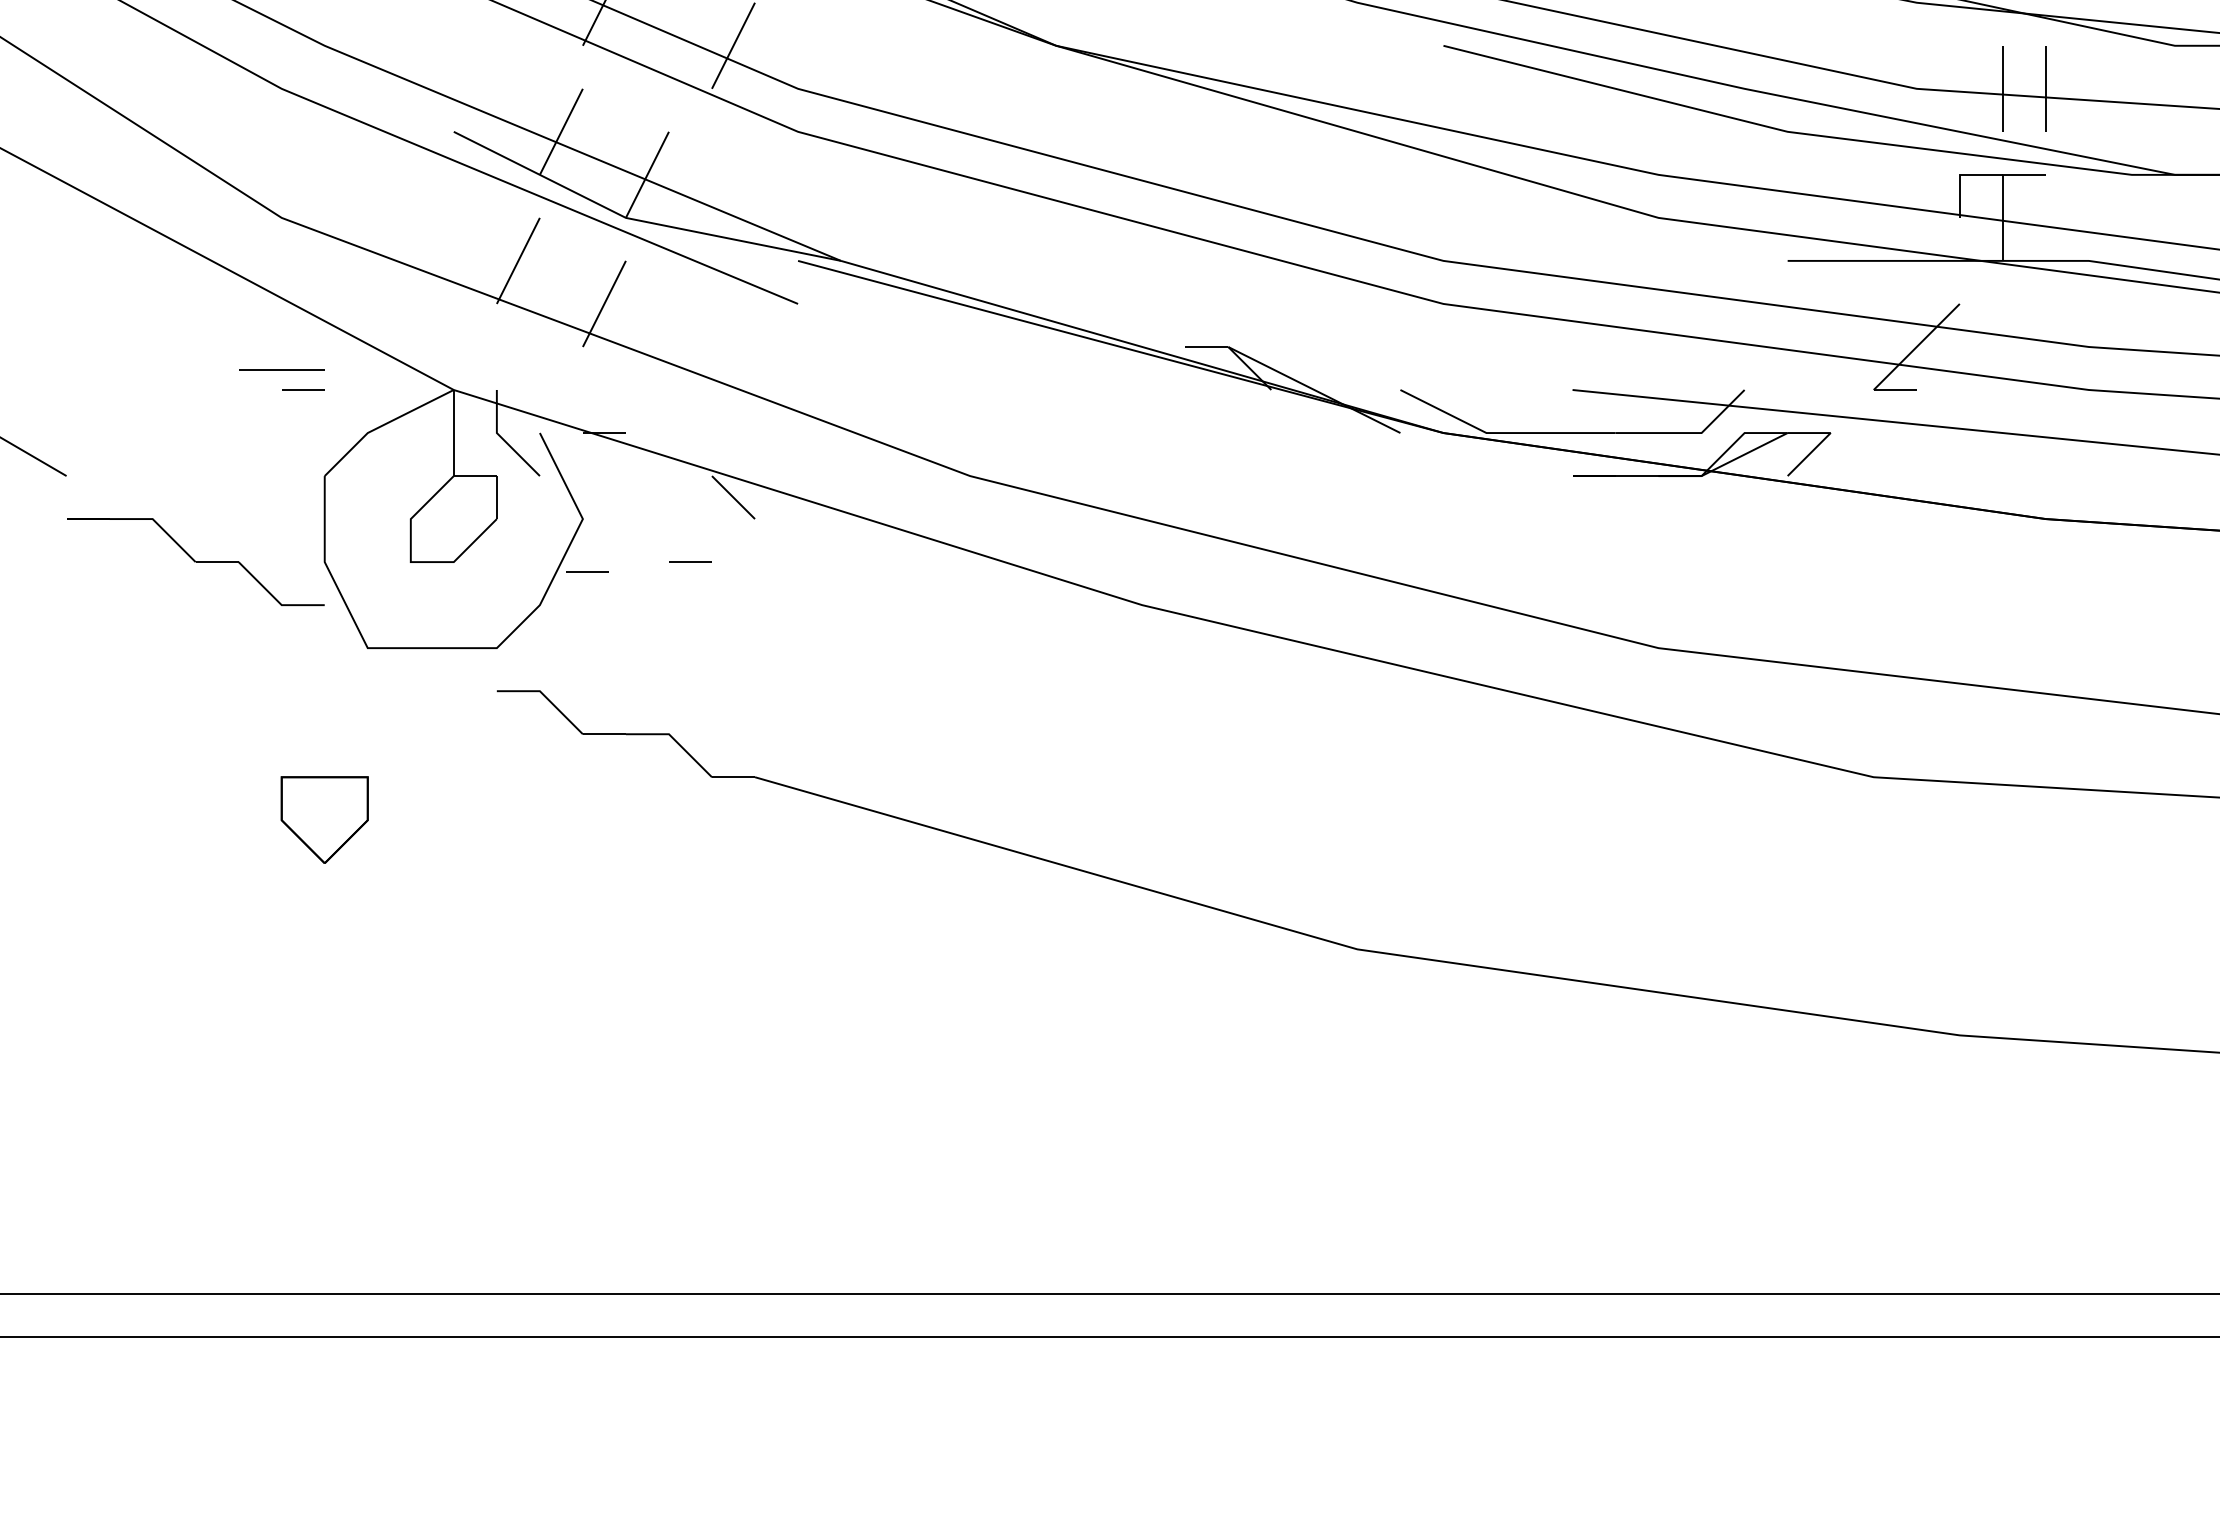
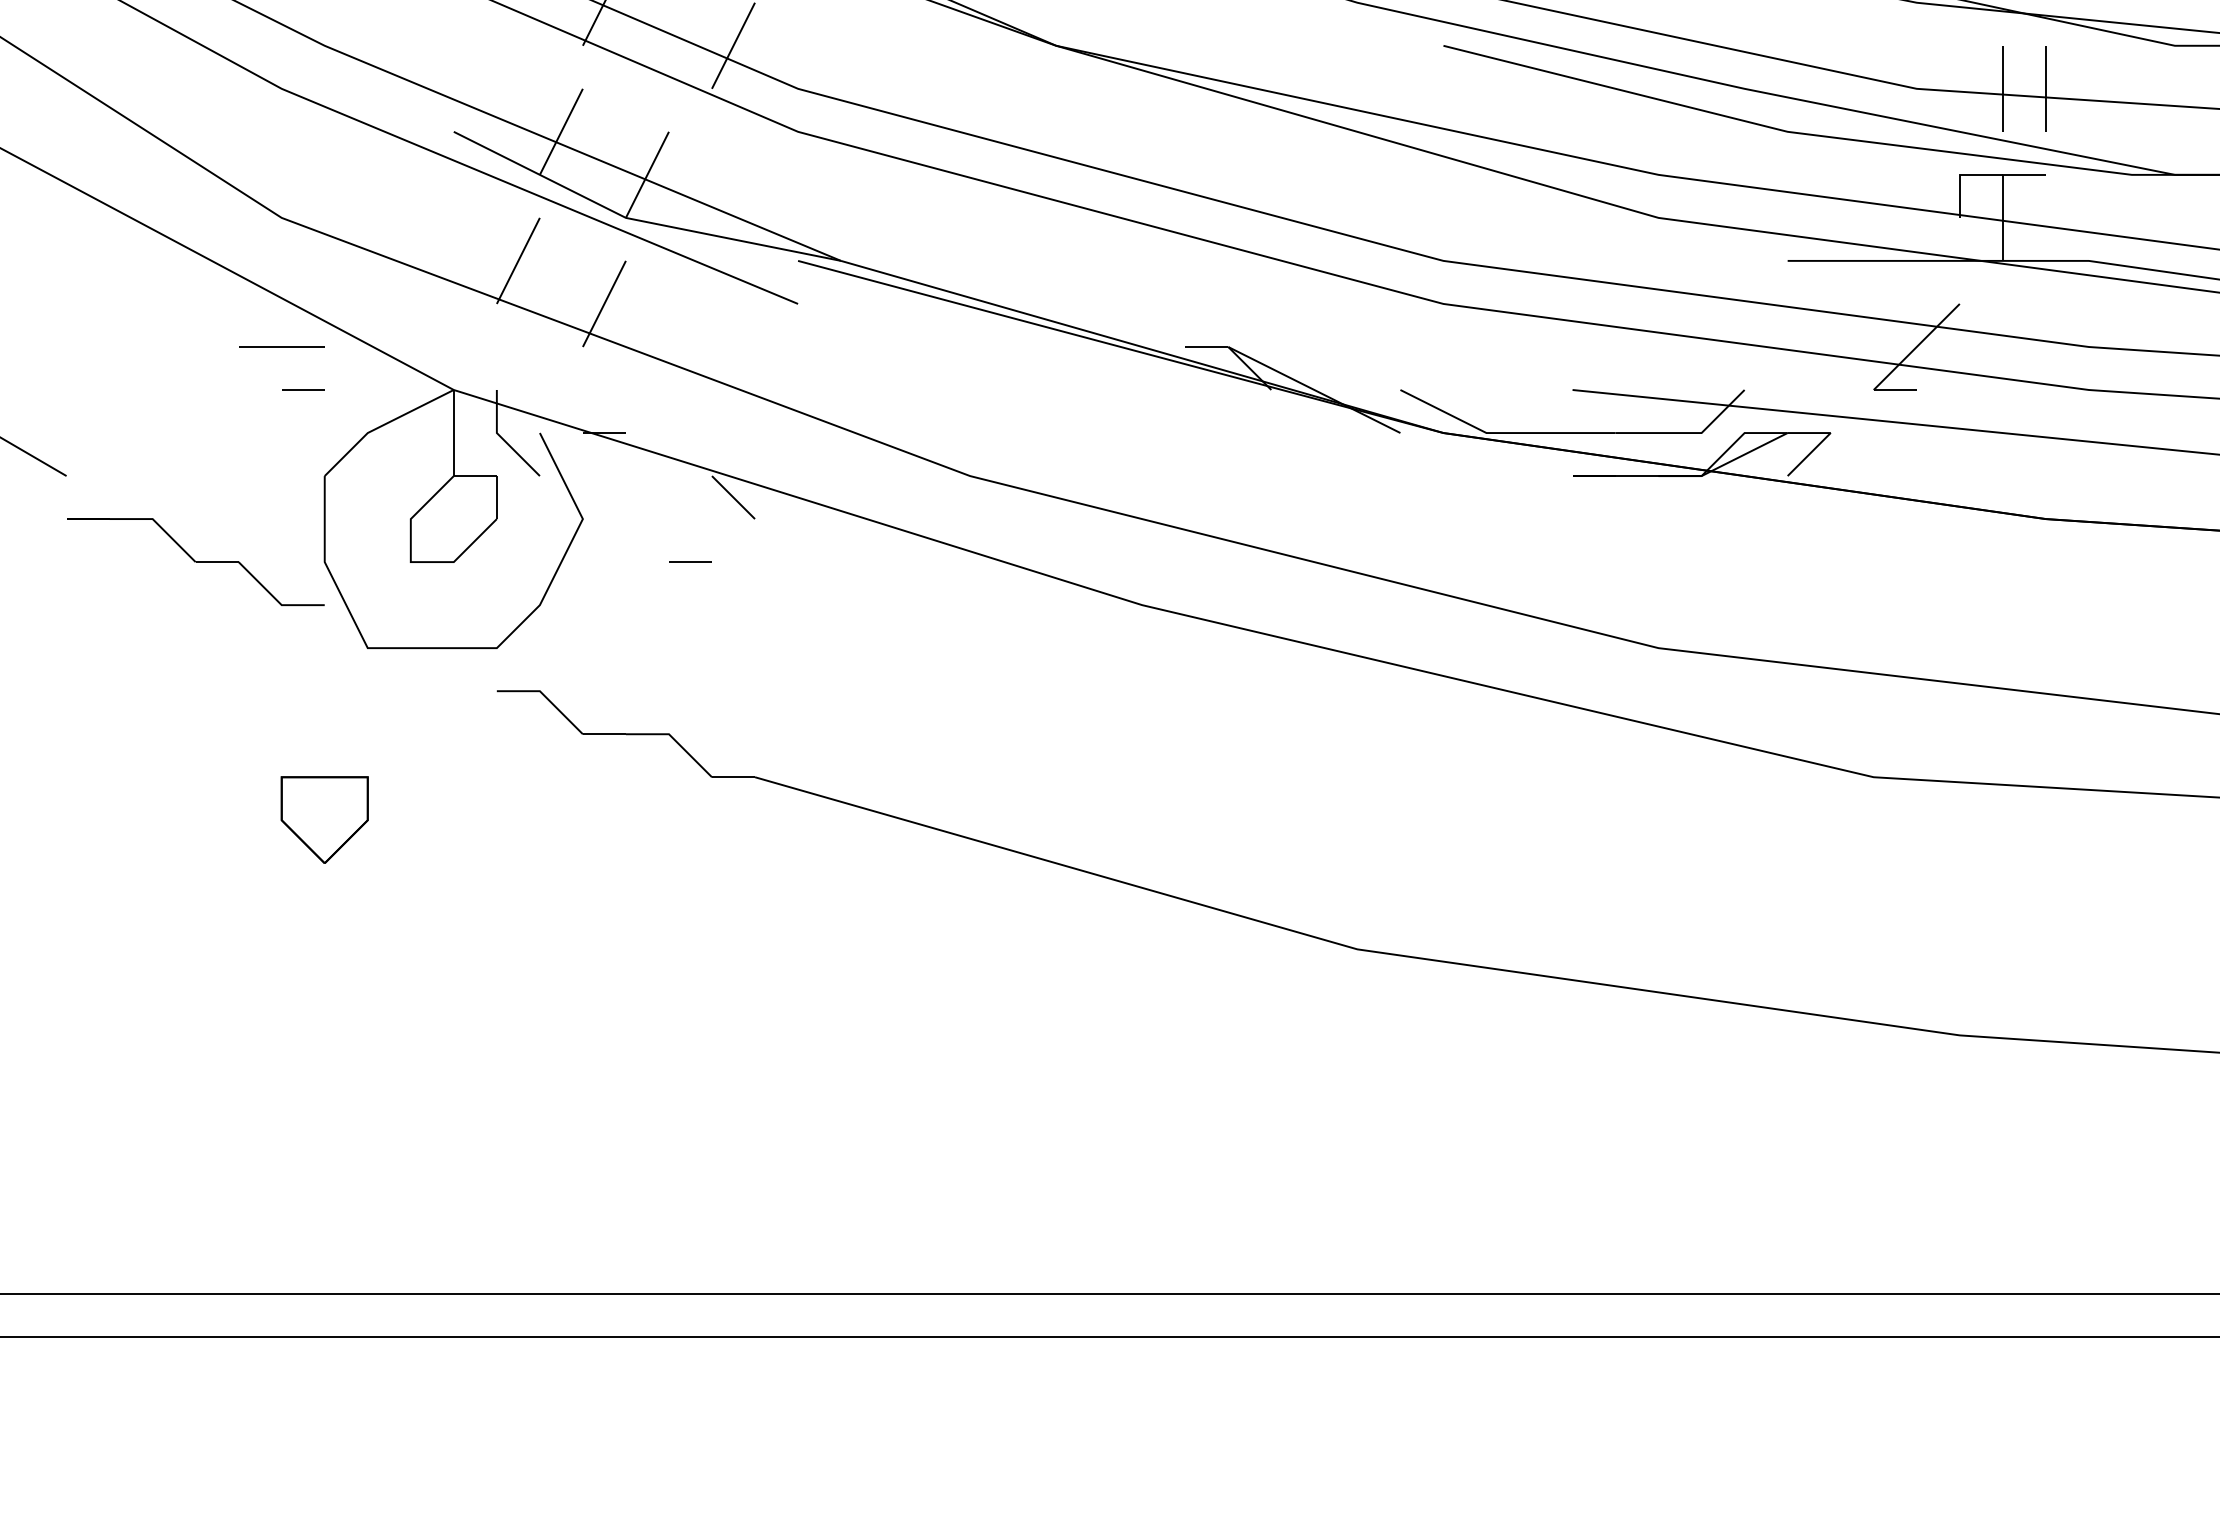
line position: (281, 369) -> (281, 346) (281, 346)
line: present -> none (587, 571)
